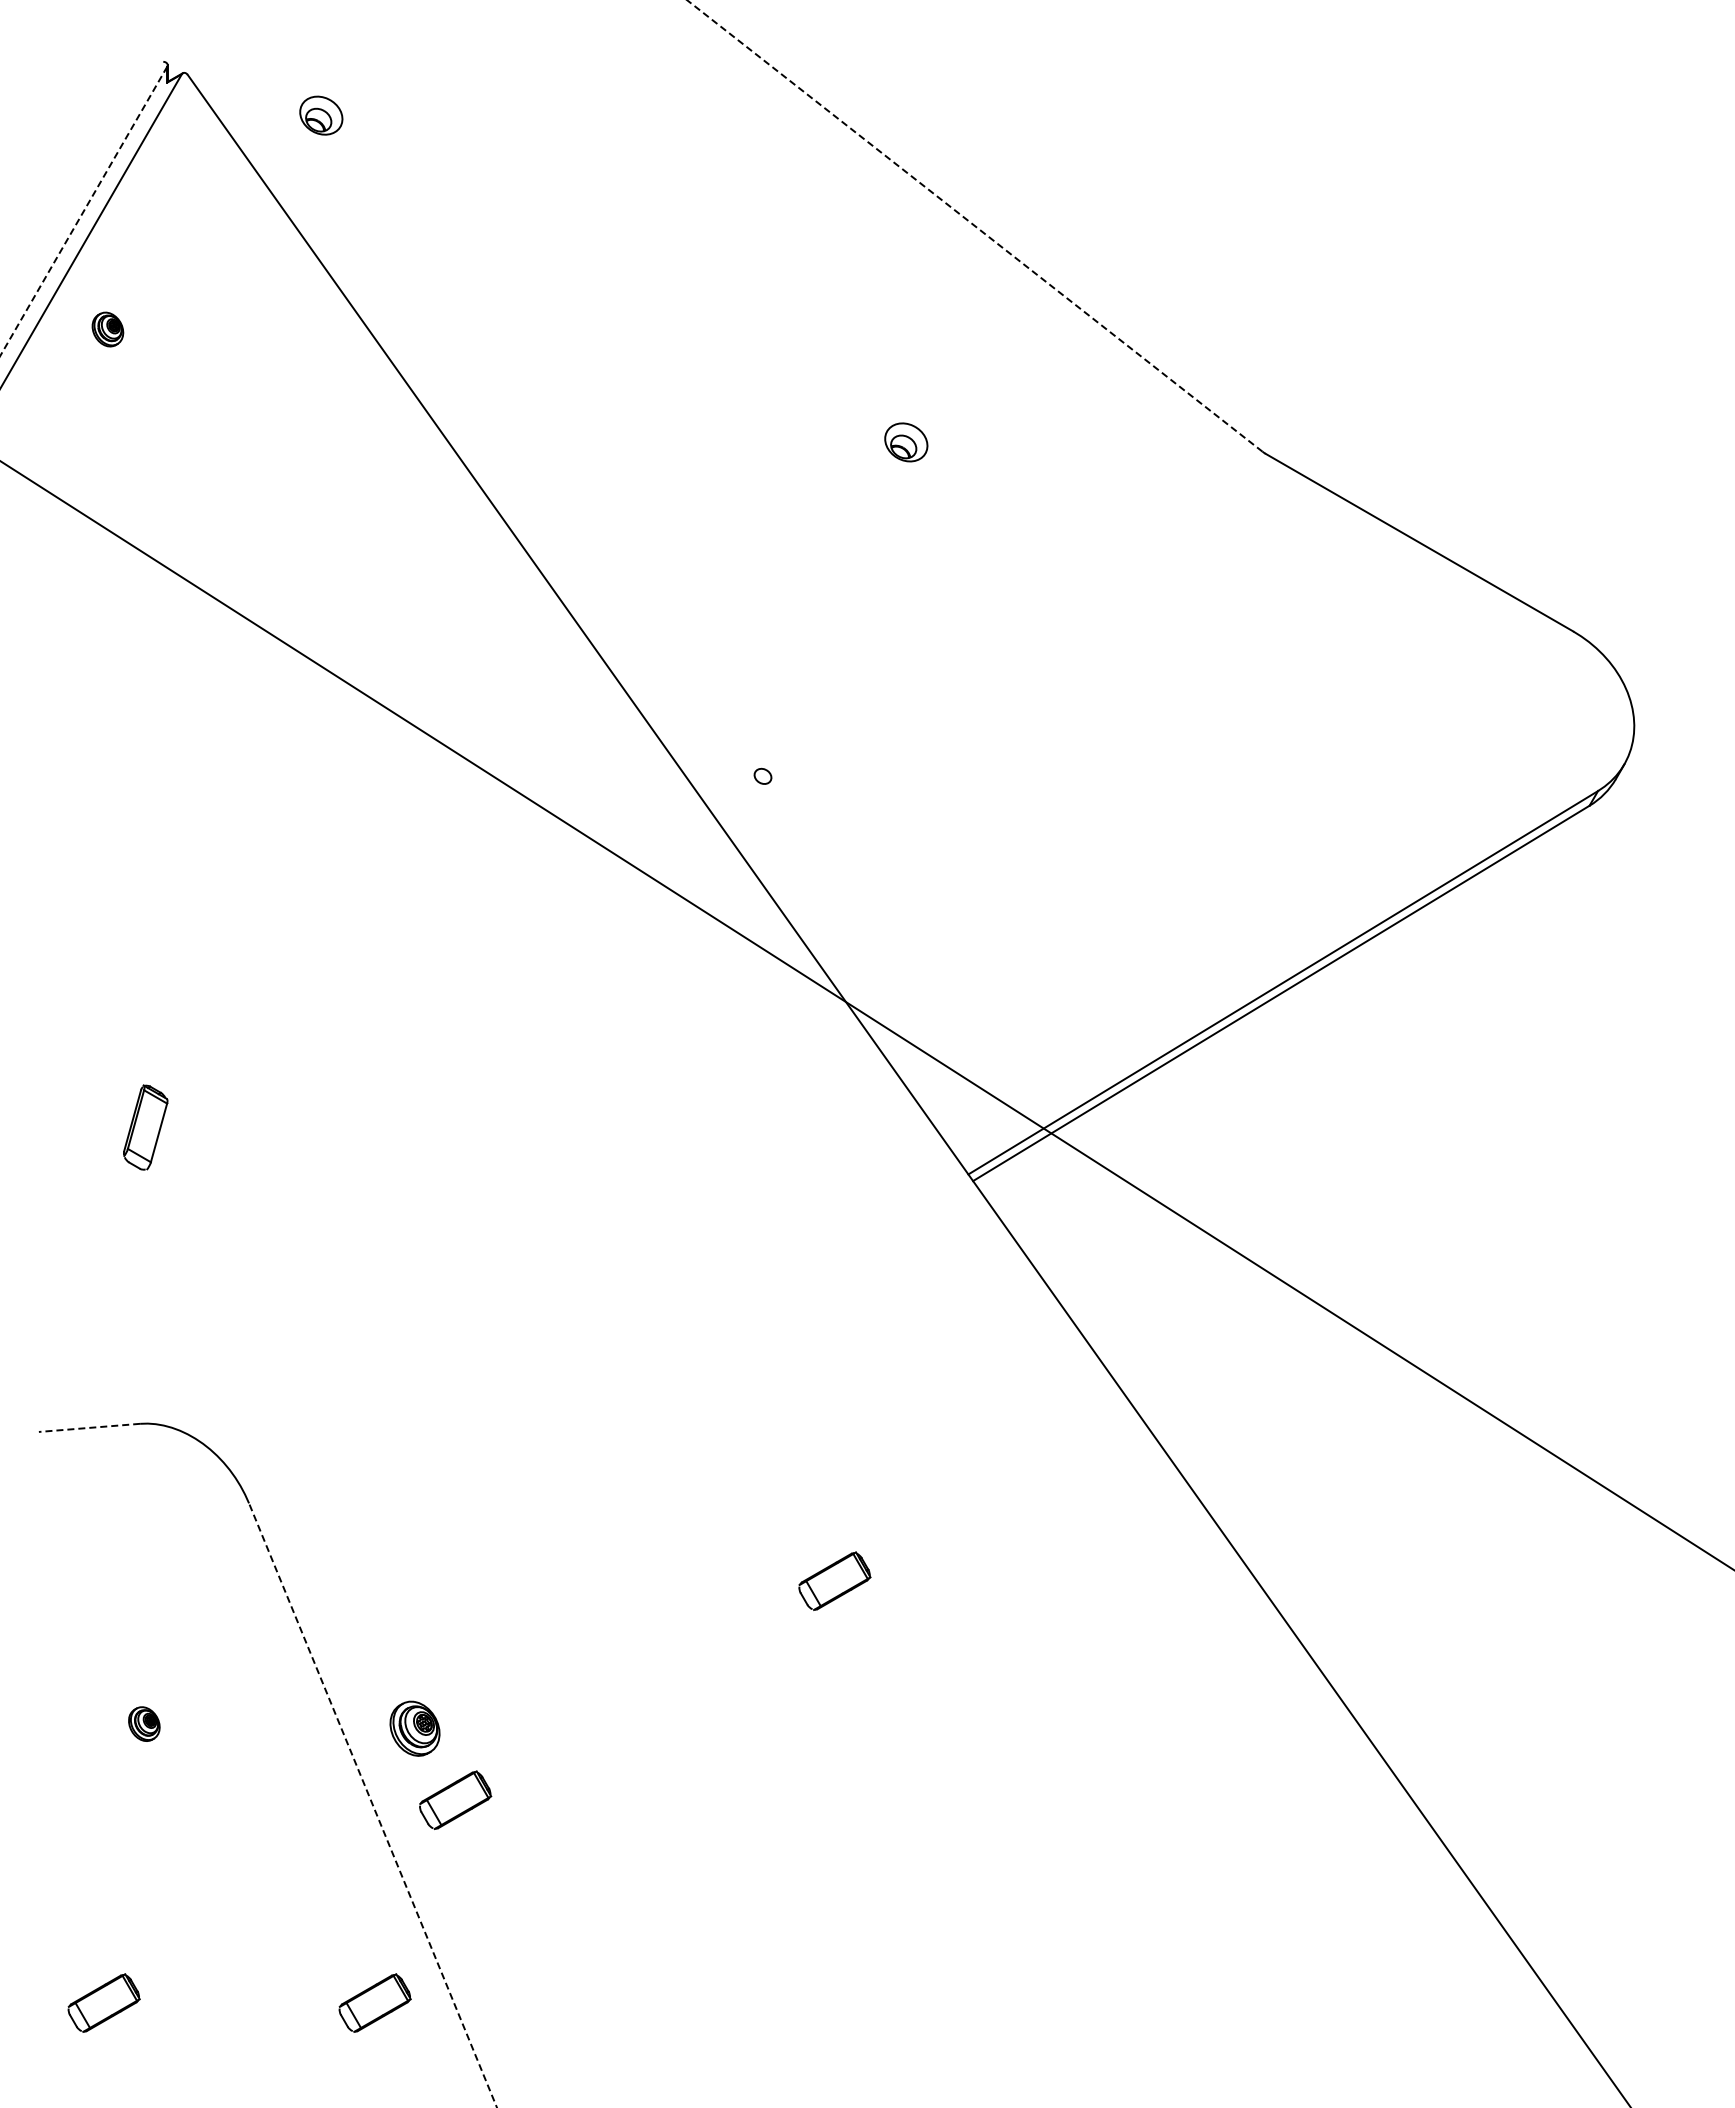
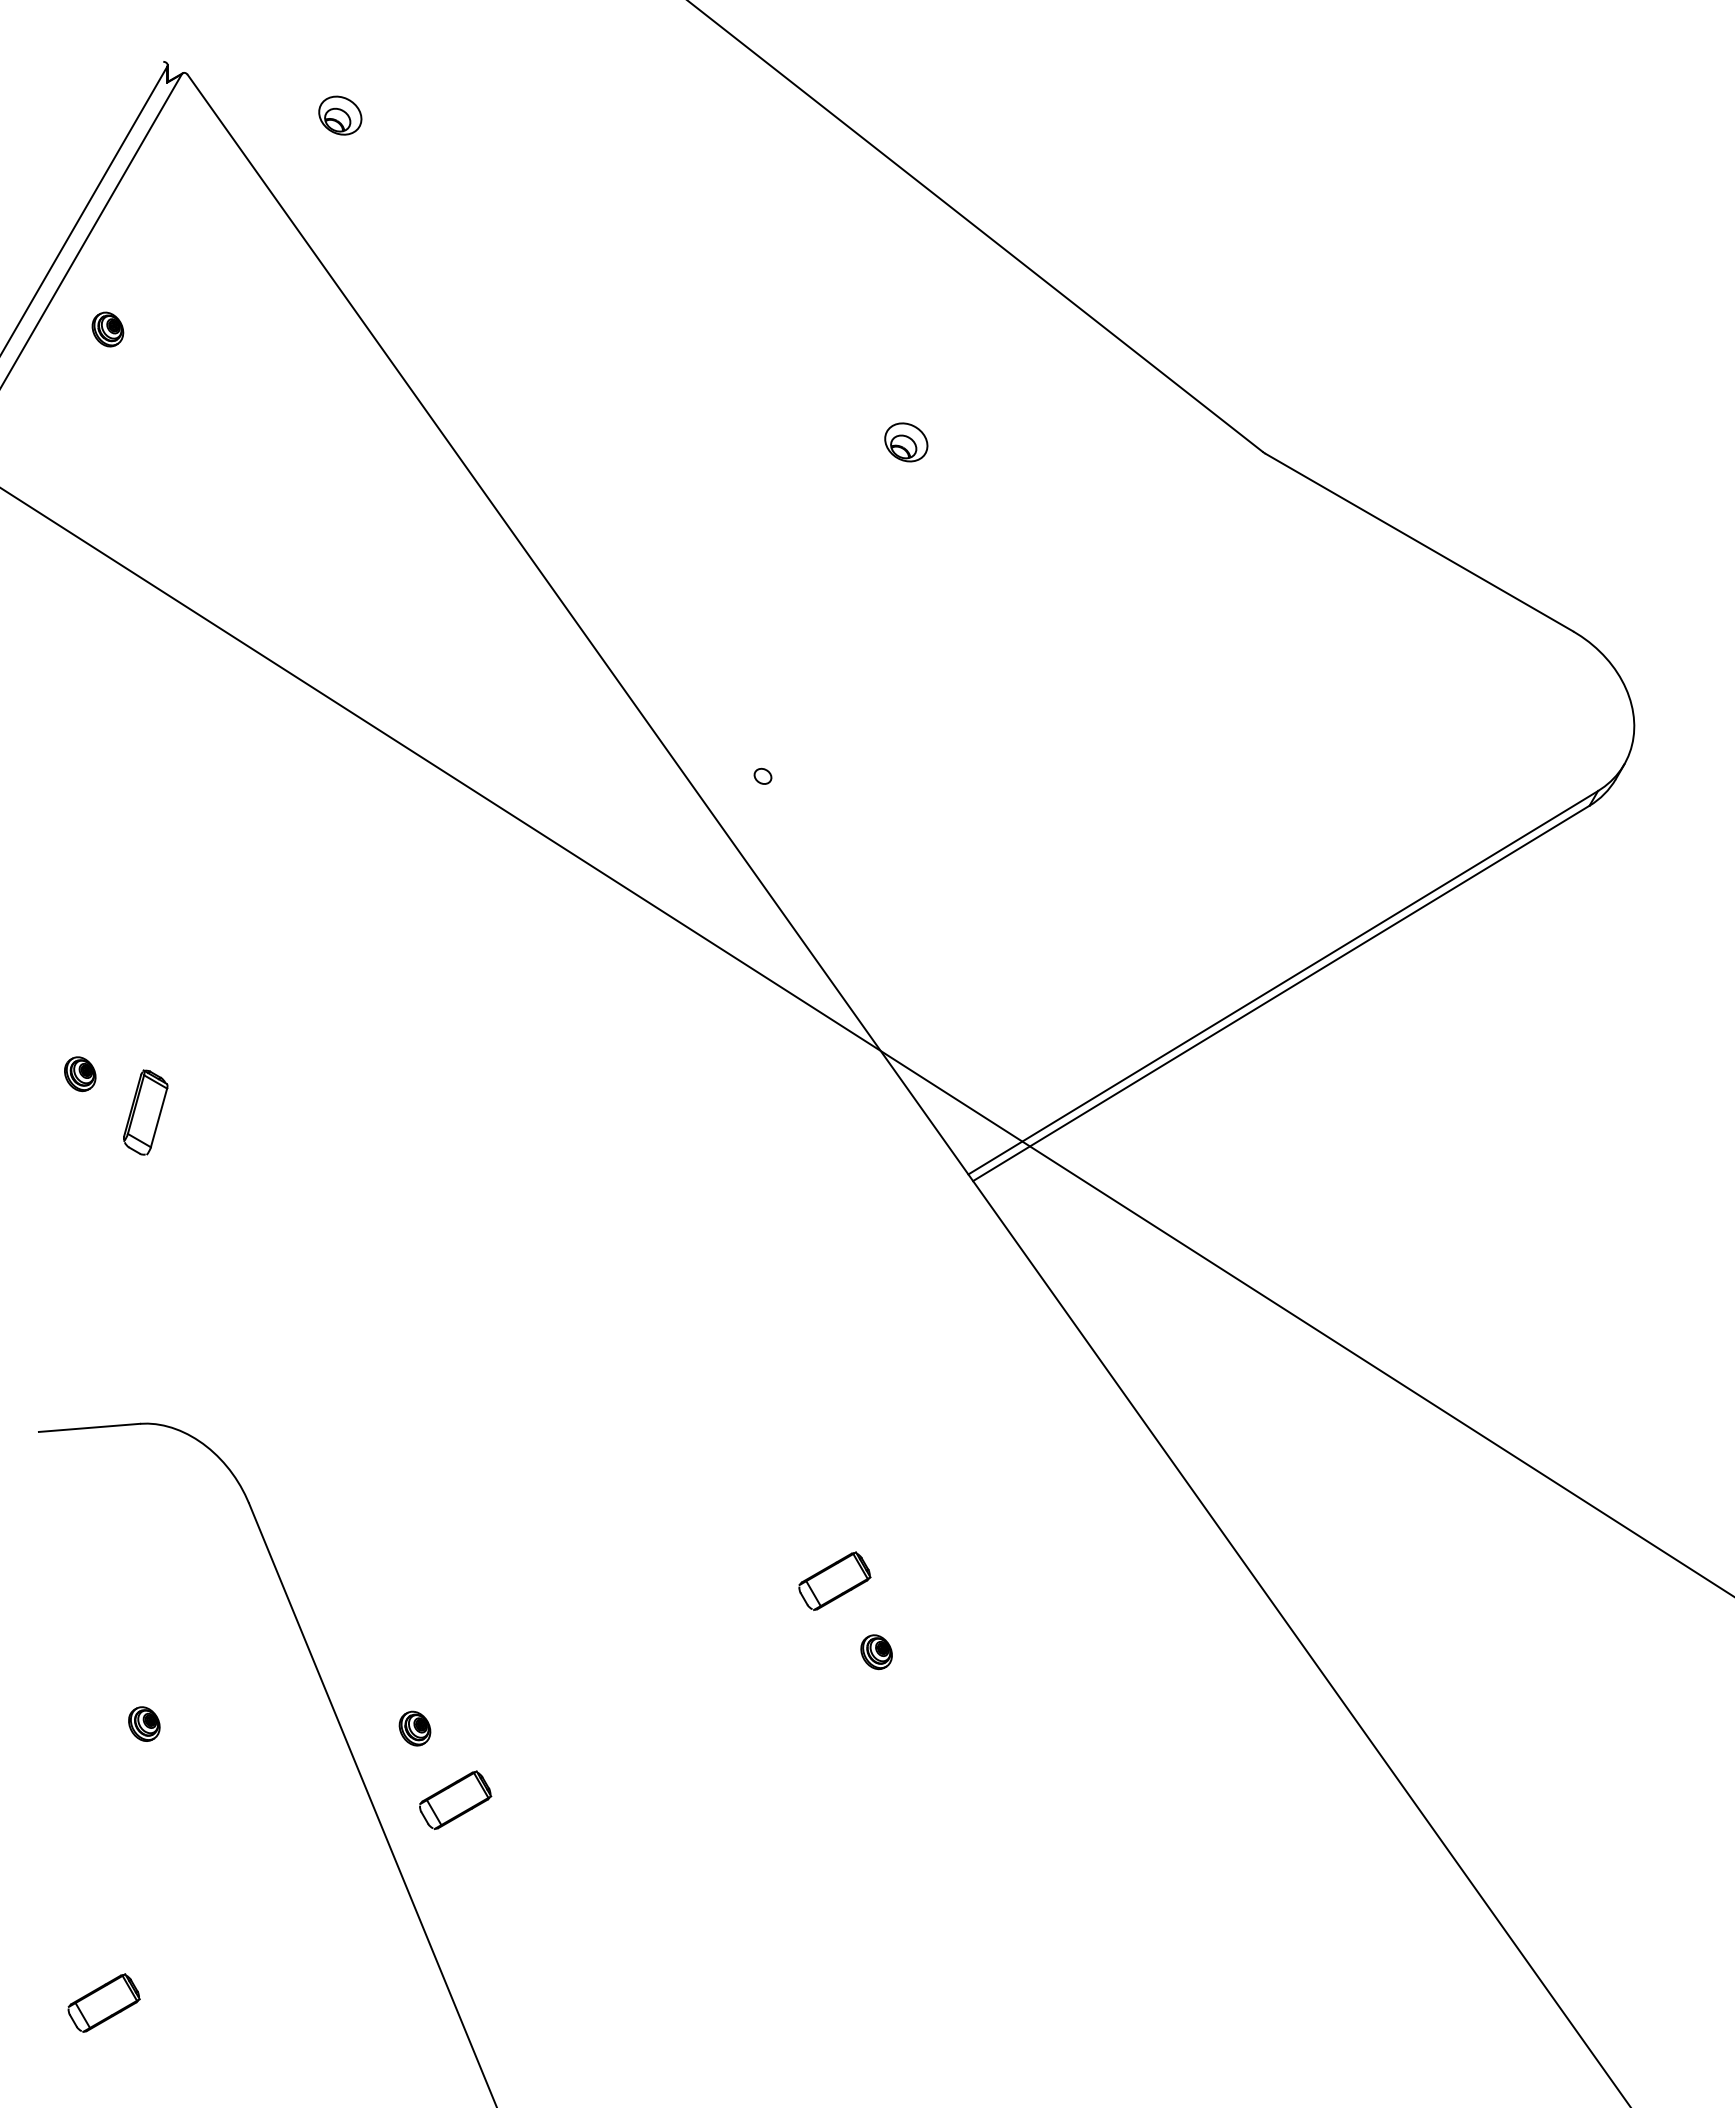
part position: (321, 115) -> (340, 115) (340, 115)
line: dashed -> solid (83, 211)
line: dashed -> solid (974, 225)
line position: (866, 1015) -> (866, 1042) (866, 1042)
part: none -> present (80, 1074)
part position: (145, 1127) -> (145, 1112) (145, 1112)
line: dashed -> solid (89, 1427)
part: none -> present (876, 1652)
part size: 52x57 px -> 34x37 px (414, 1728)
line: dashed -> solid (372, 1804)
part: present -> none (374, 2002)
